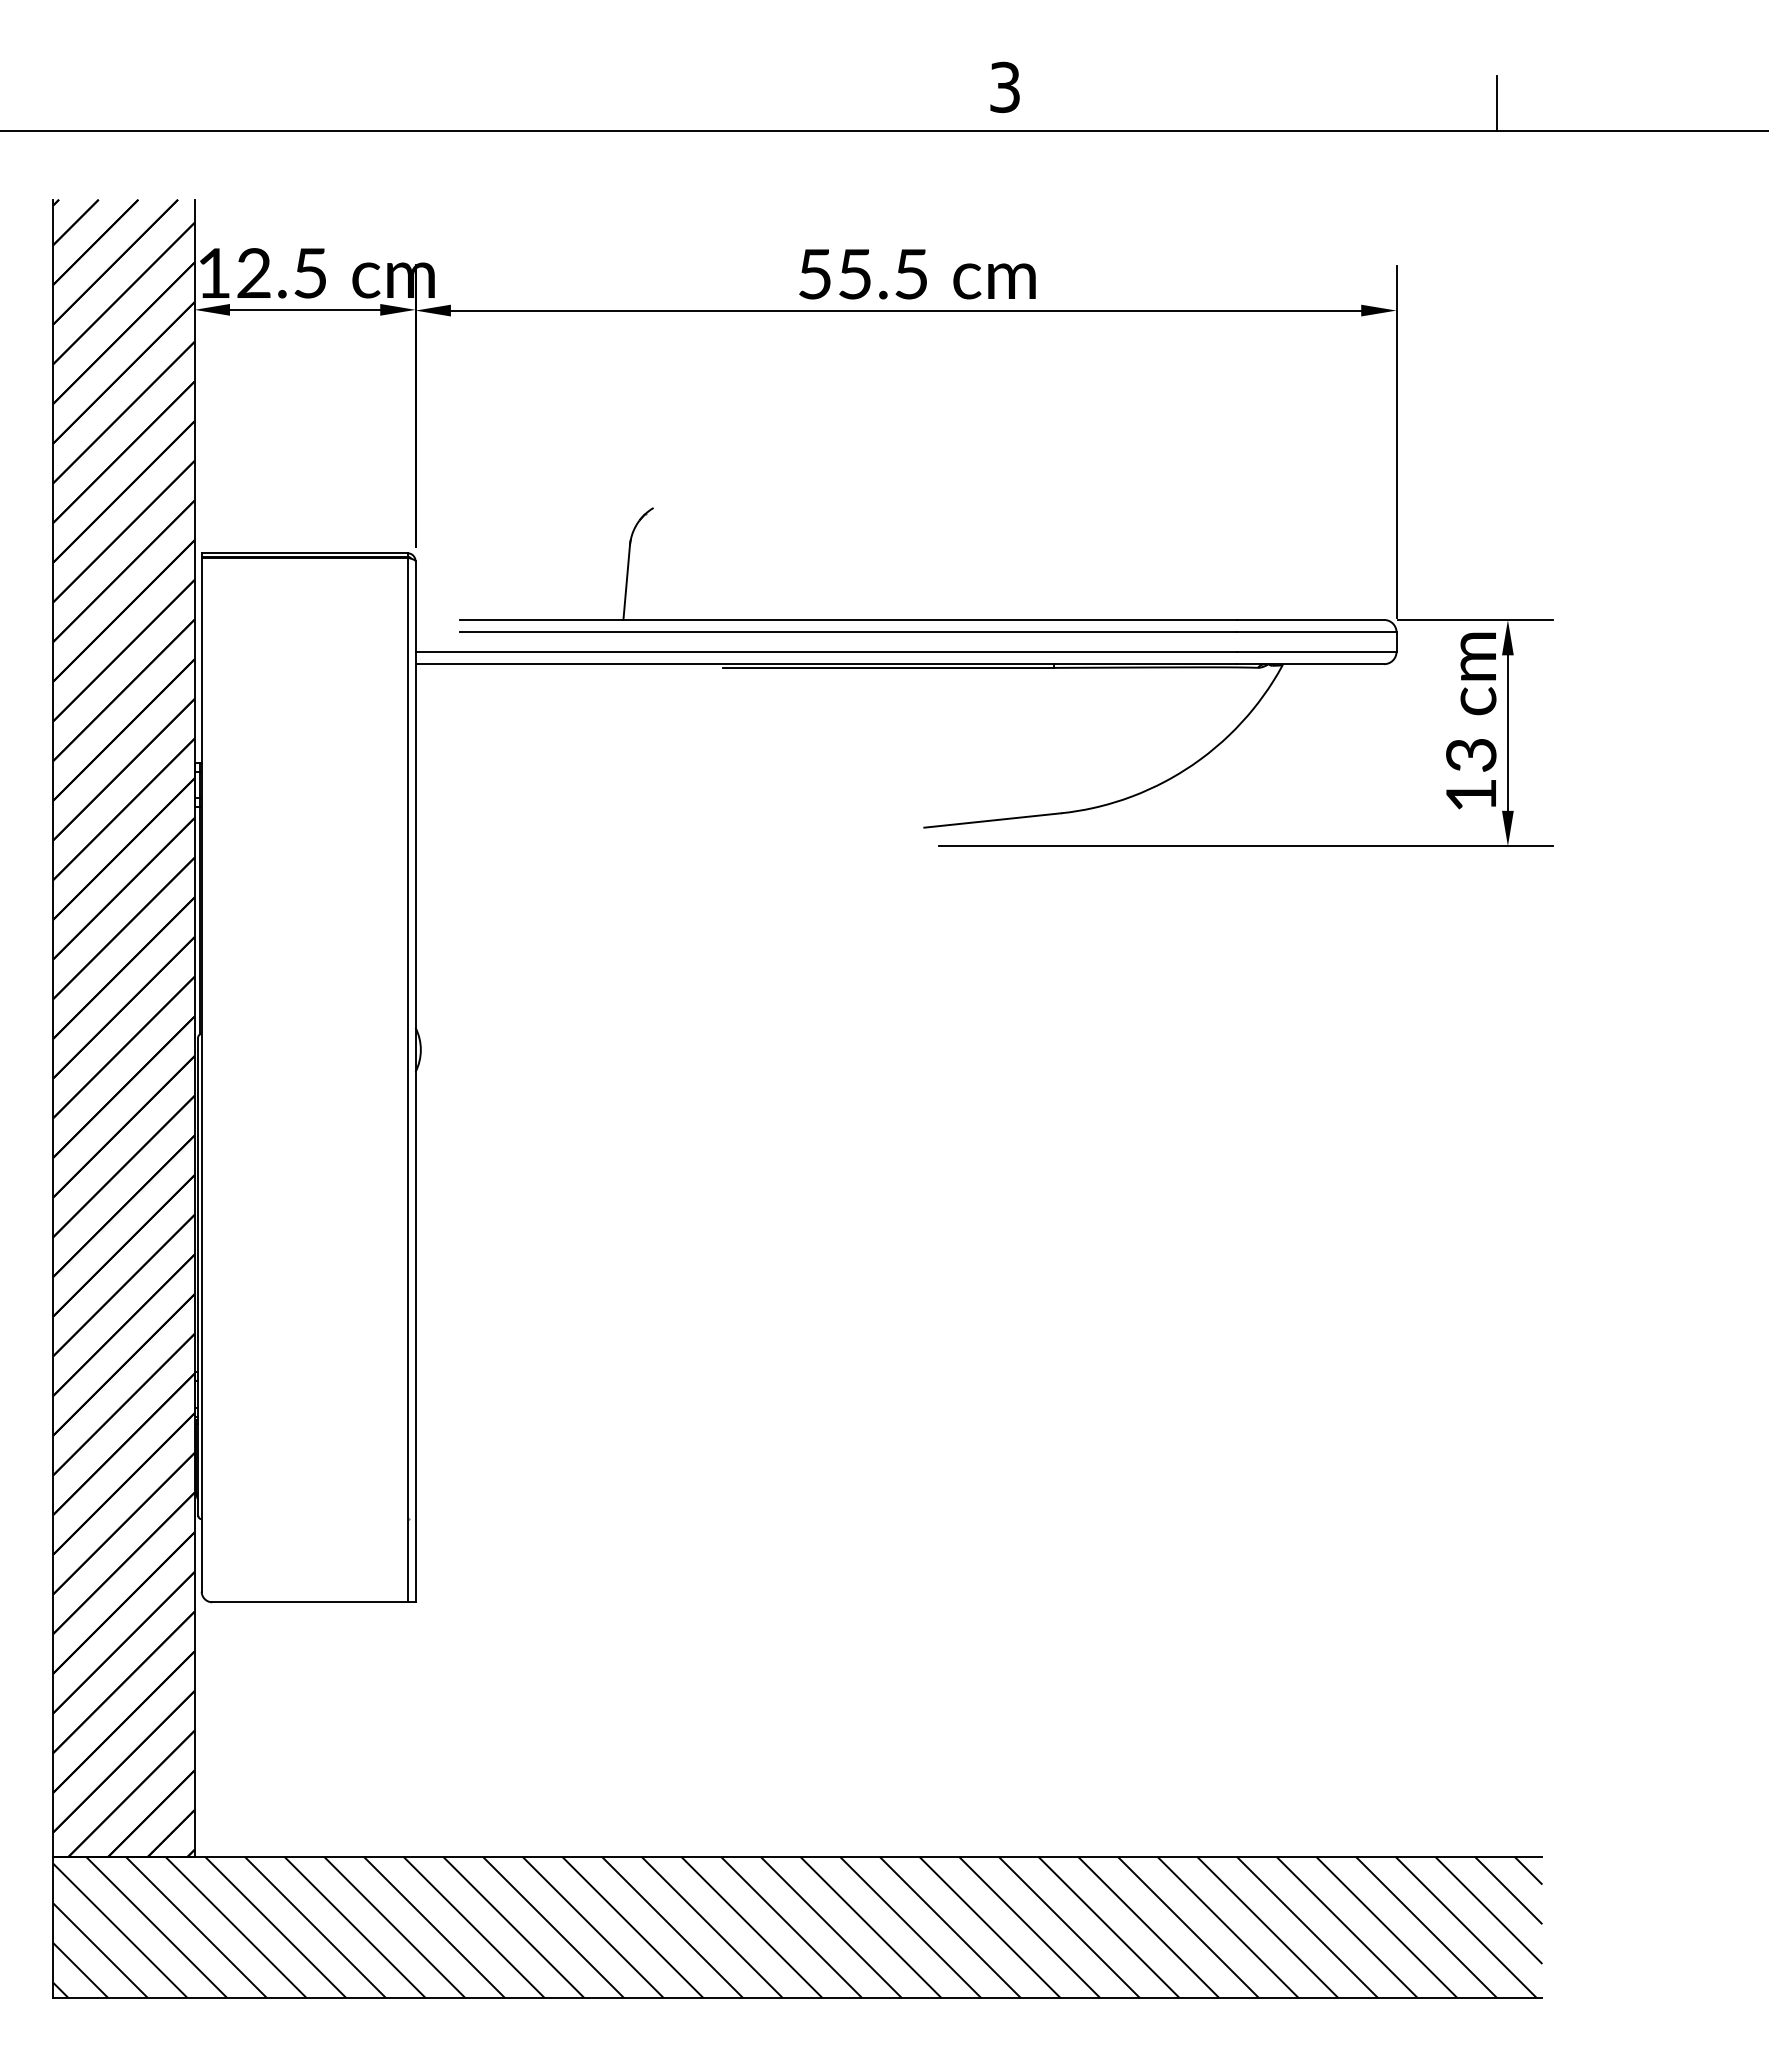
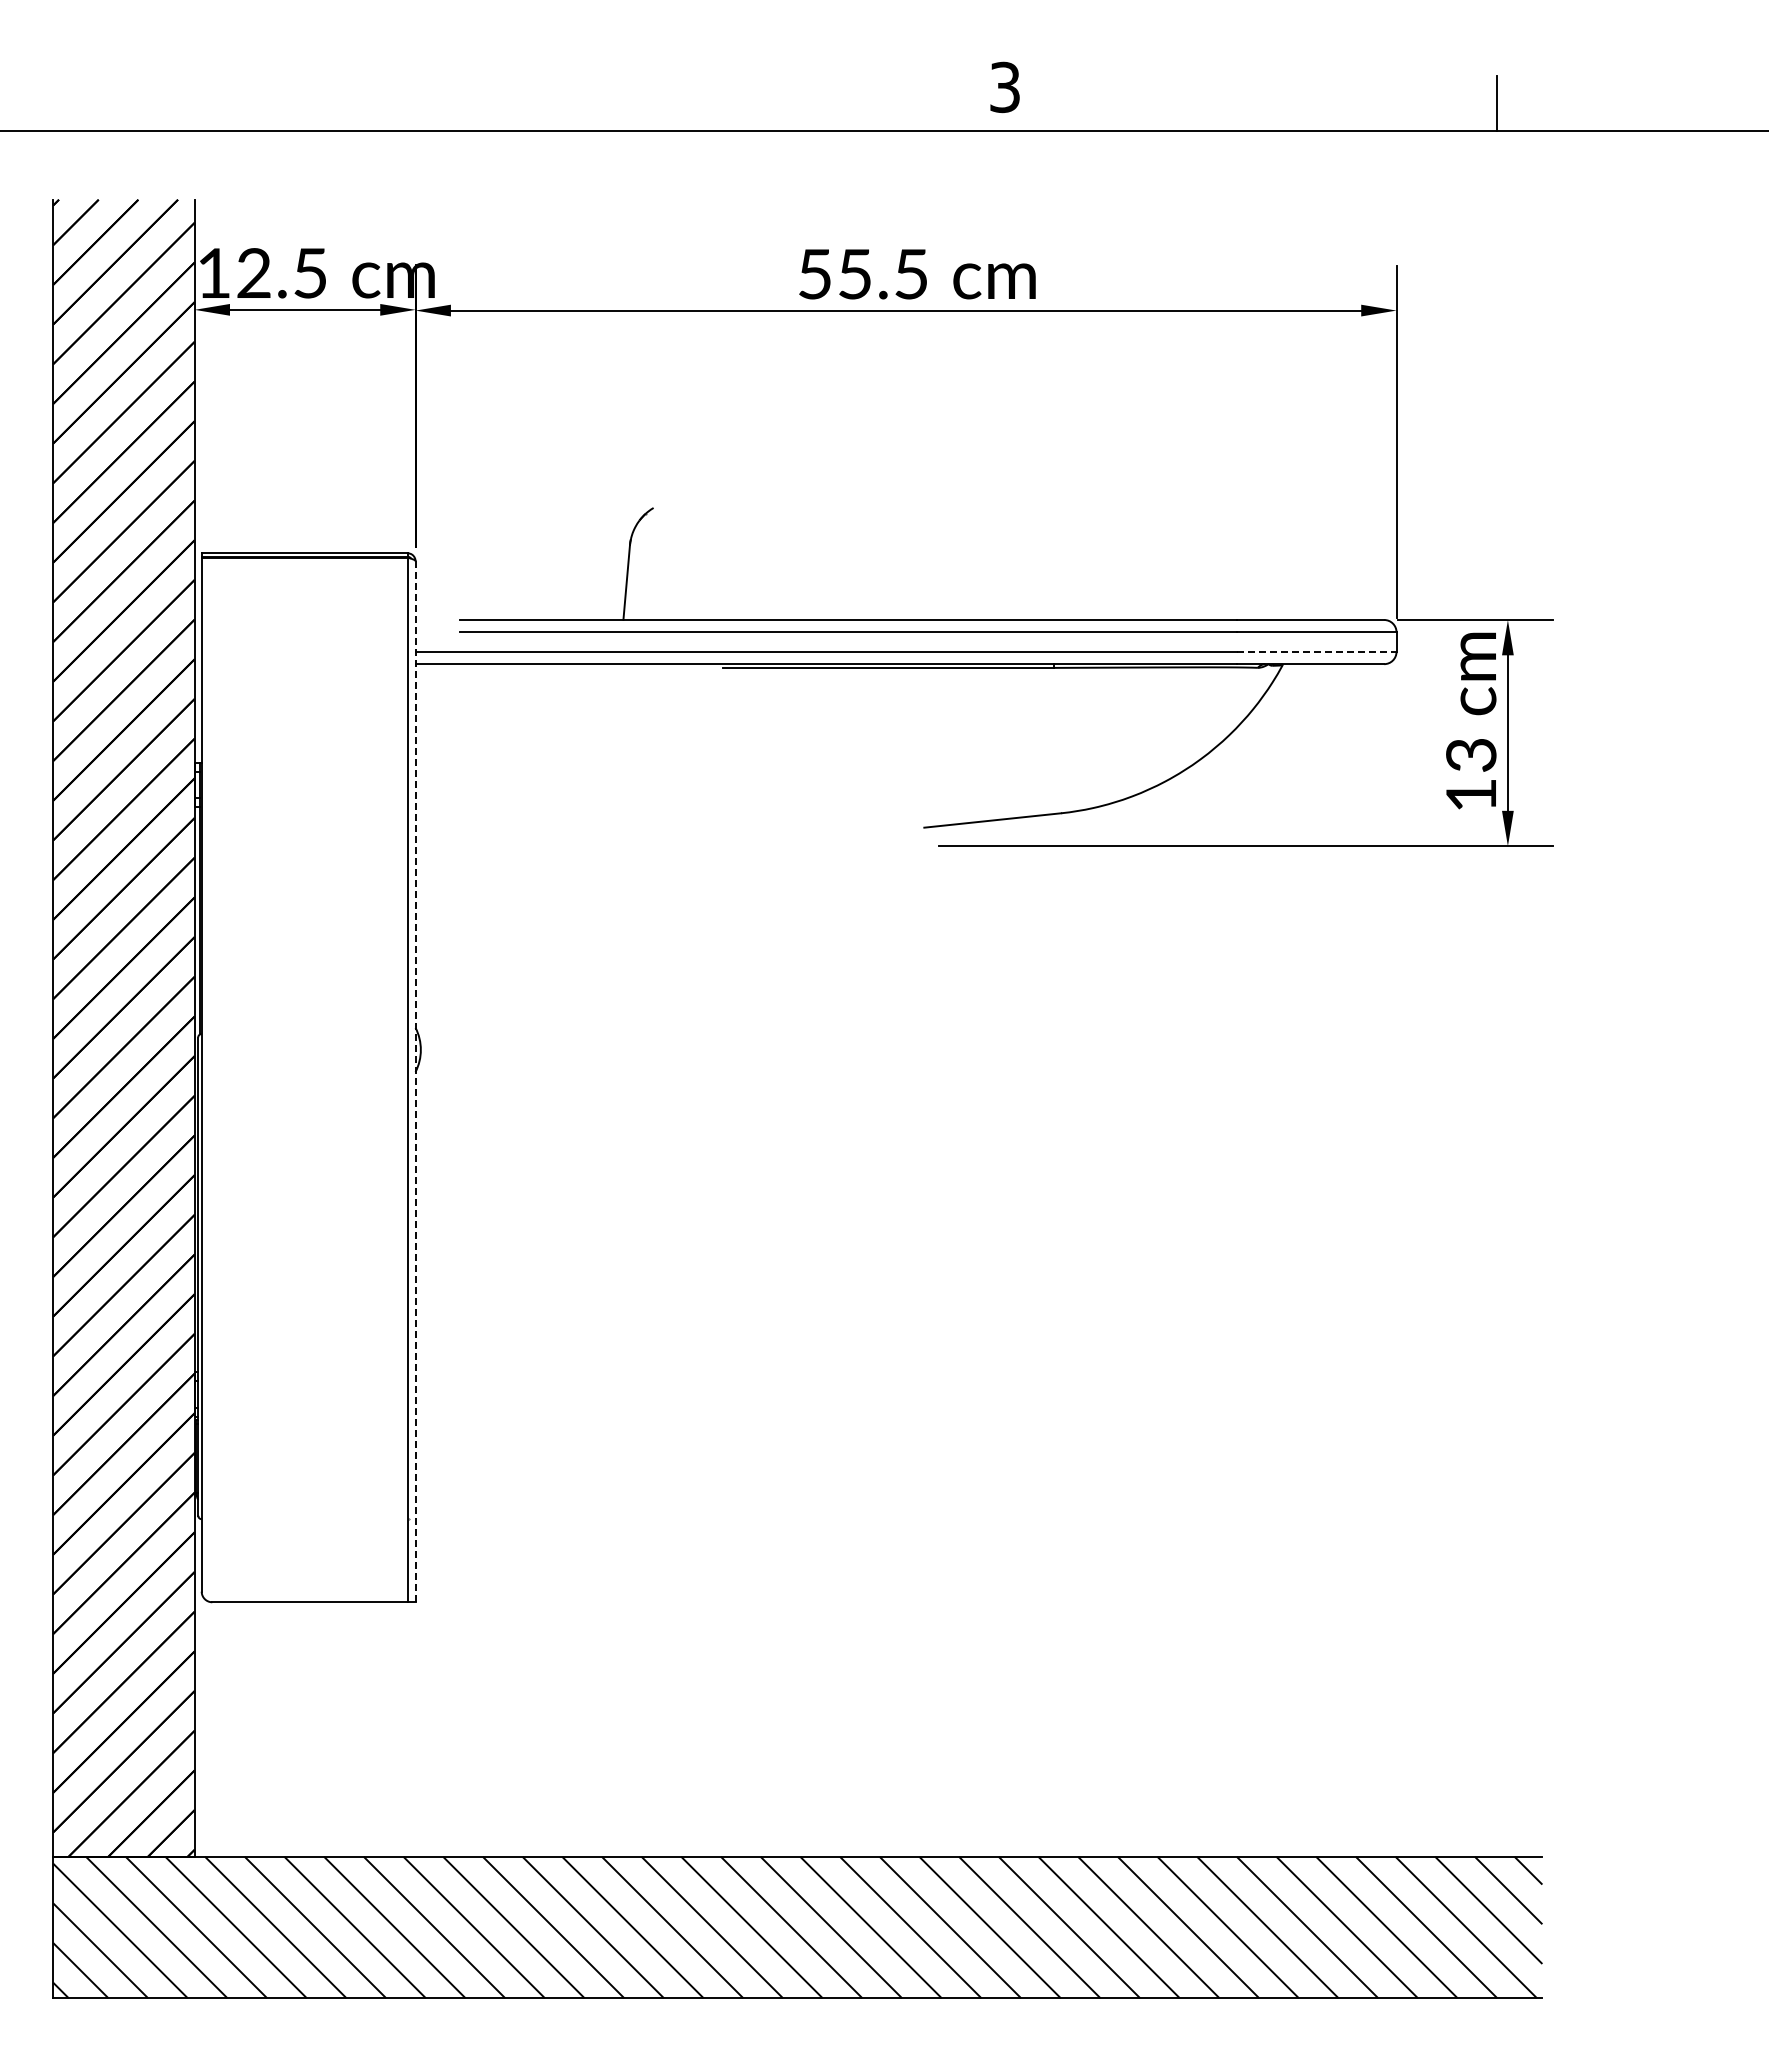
line: solid -> dashed (1317, 651)
line: solid -> dashed (415, 1081)
